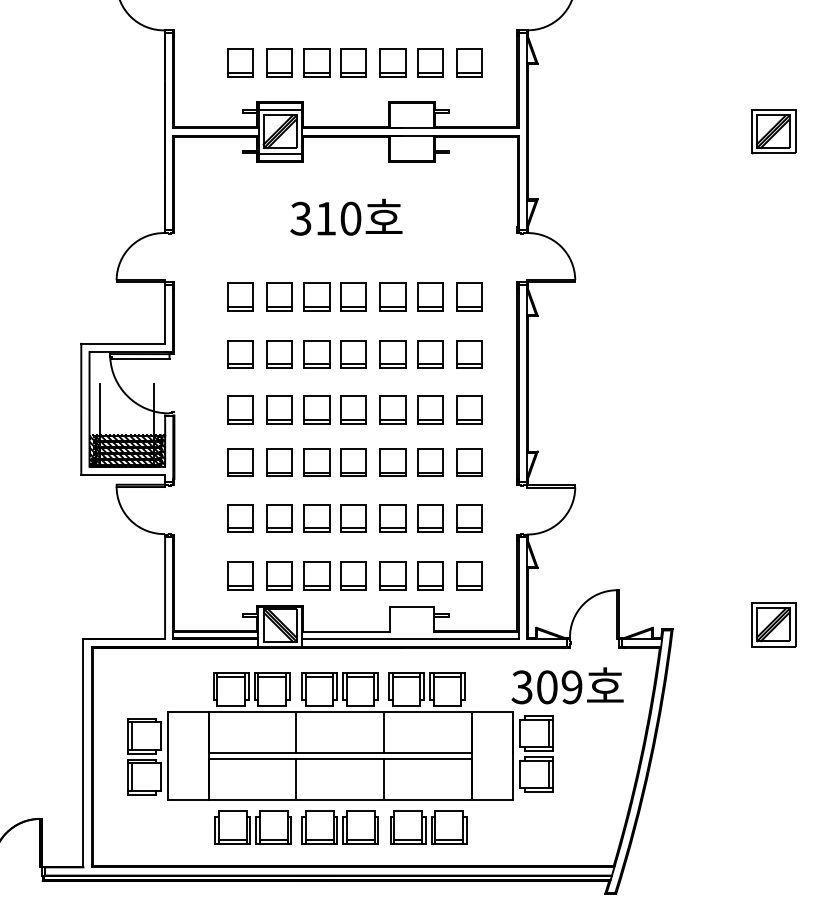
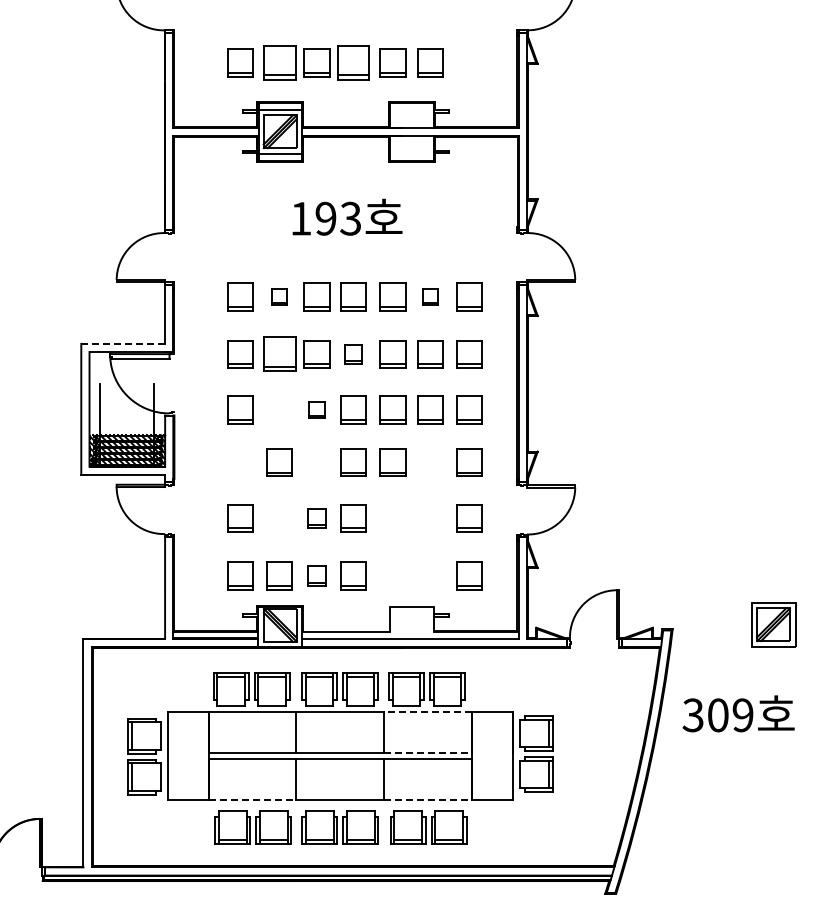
part size: 27x30 px -> 34x36 px (279, 62)
part size: 27x30 px -> 33x36 px (353, 62)
part: present -> none (469, 62)
part: present -> none (773, 131)
text: 310 -> 193 (325, 218)
part size: 27x30 px -> 17x18 px (279, 296)
part size: 27x30 px -> 17x18 px (430, 296)
line: solid -> dashed (123, 343)
part size: 27x29 px -> 34x36 px (279, 353)
part size: 27x29 px -> 19x21 px (353, 354)
part: present -> none (279, 409)
part size: 28x30 px -> 18x18 px (316, 409)
part: present -> none (240, 462)
part: present -> none (316, 462)
part: present -> none (430, 462)
part: present -> none (279, 518)
part size: 28x29 px -> 20x21 px (316, 518)
part: present -> none (392, 518)
part: present -> none (430, 518)
part size: 28x30 px -> 20x22 px (316, 575)
part: present -> none (392, 575)
part: present -> none (430, 575)
text position: (567, 685) -> (738, 713) (738, 713)
line: solid -> dashed (427, 711)
line: solid -> dashed (427, 753)
line: solid -> dashed (252, 799)
line: solid -> dashed (427, 799)
